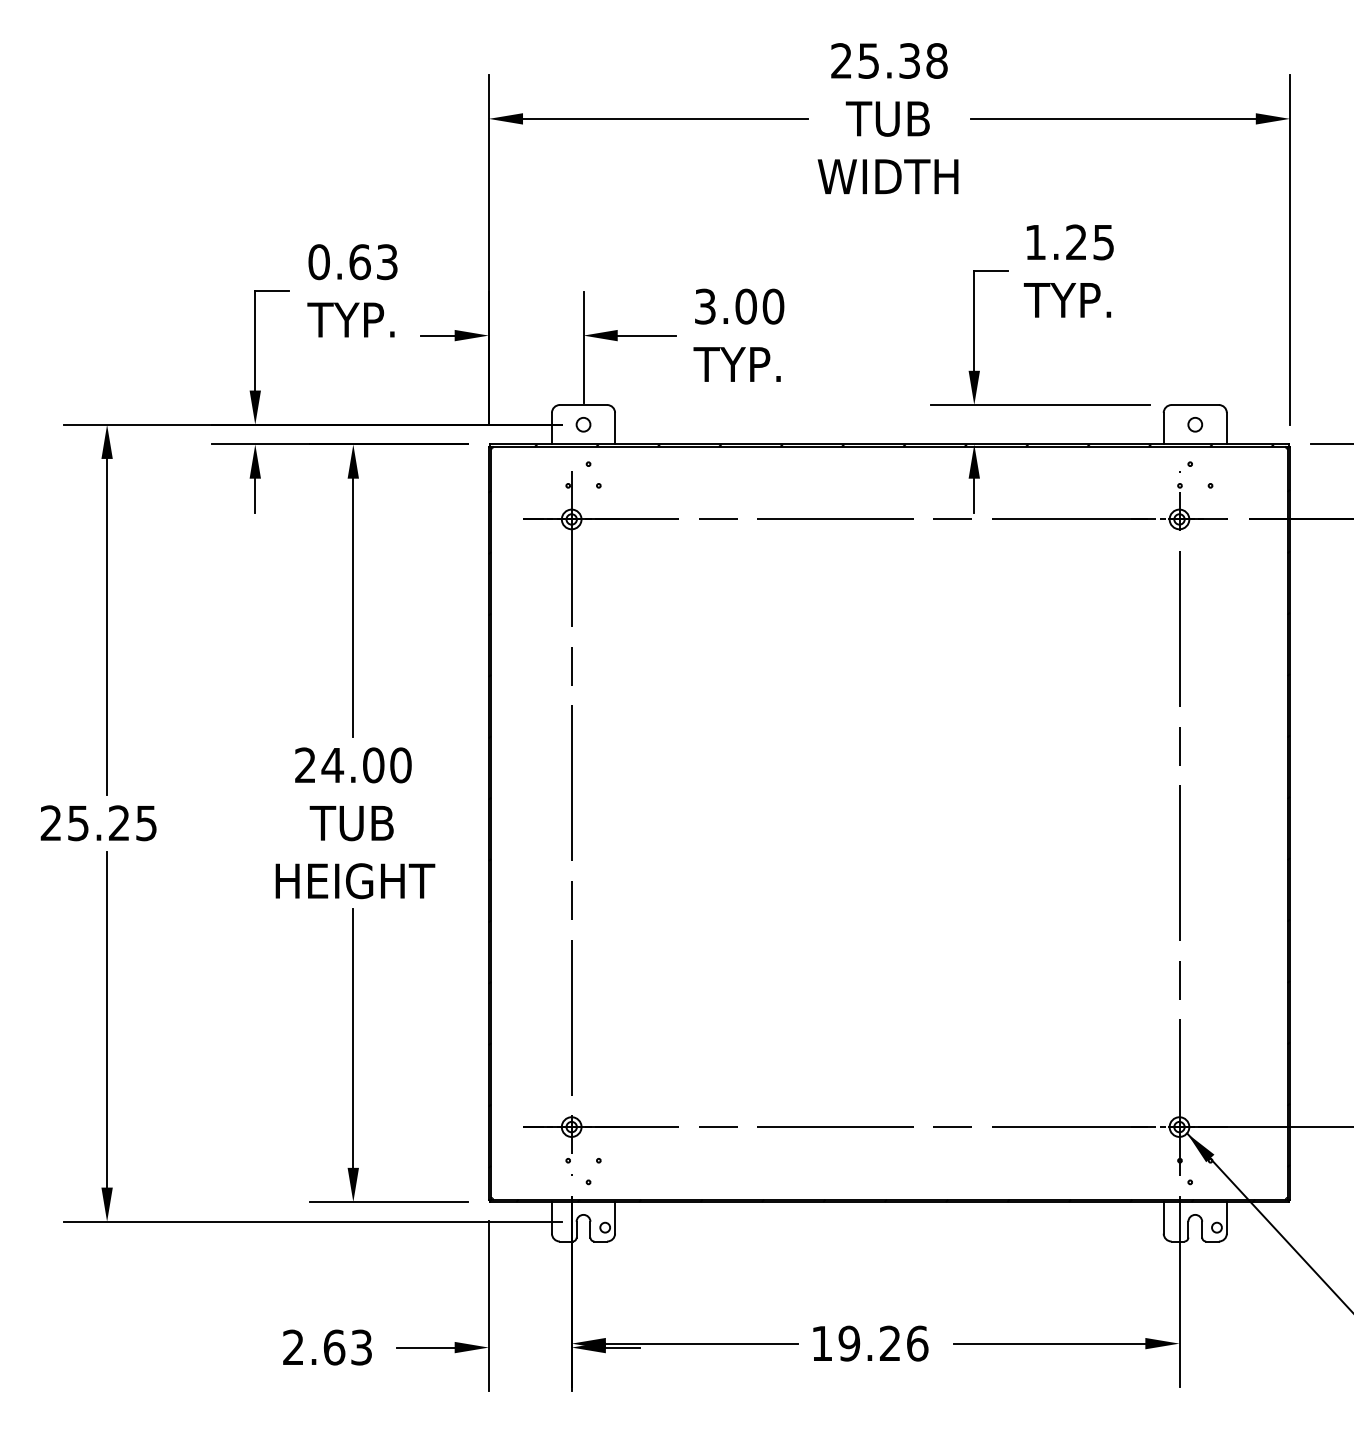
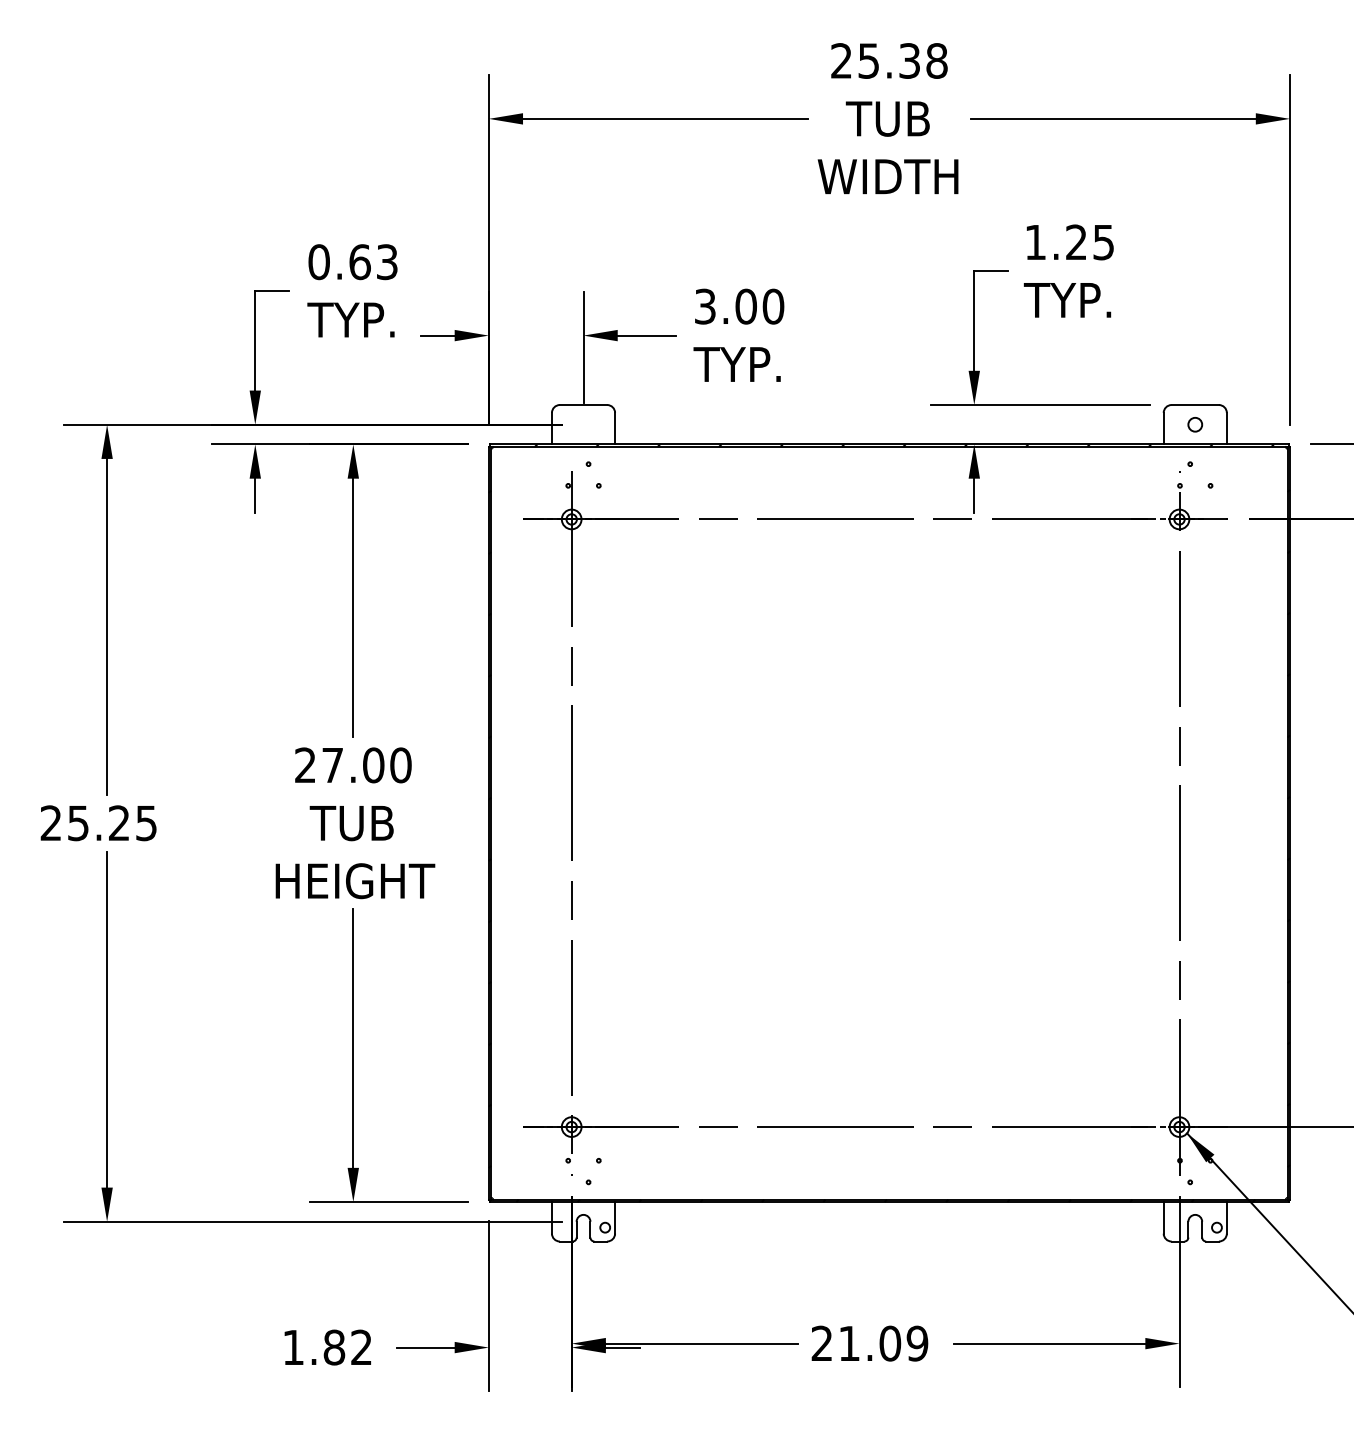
circle: present -> none (583, 424)
text: 24.00 -> 27.00 (332, 765)
text: 19.26 -> 21.09 (869, 1343)
text: 2.63 -> 1.82 (327, 1347)
